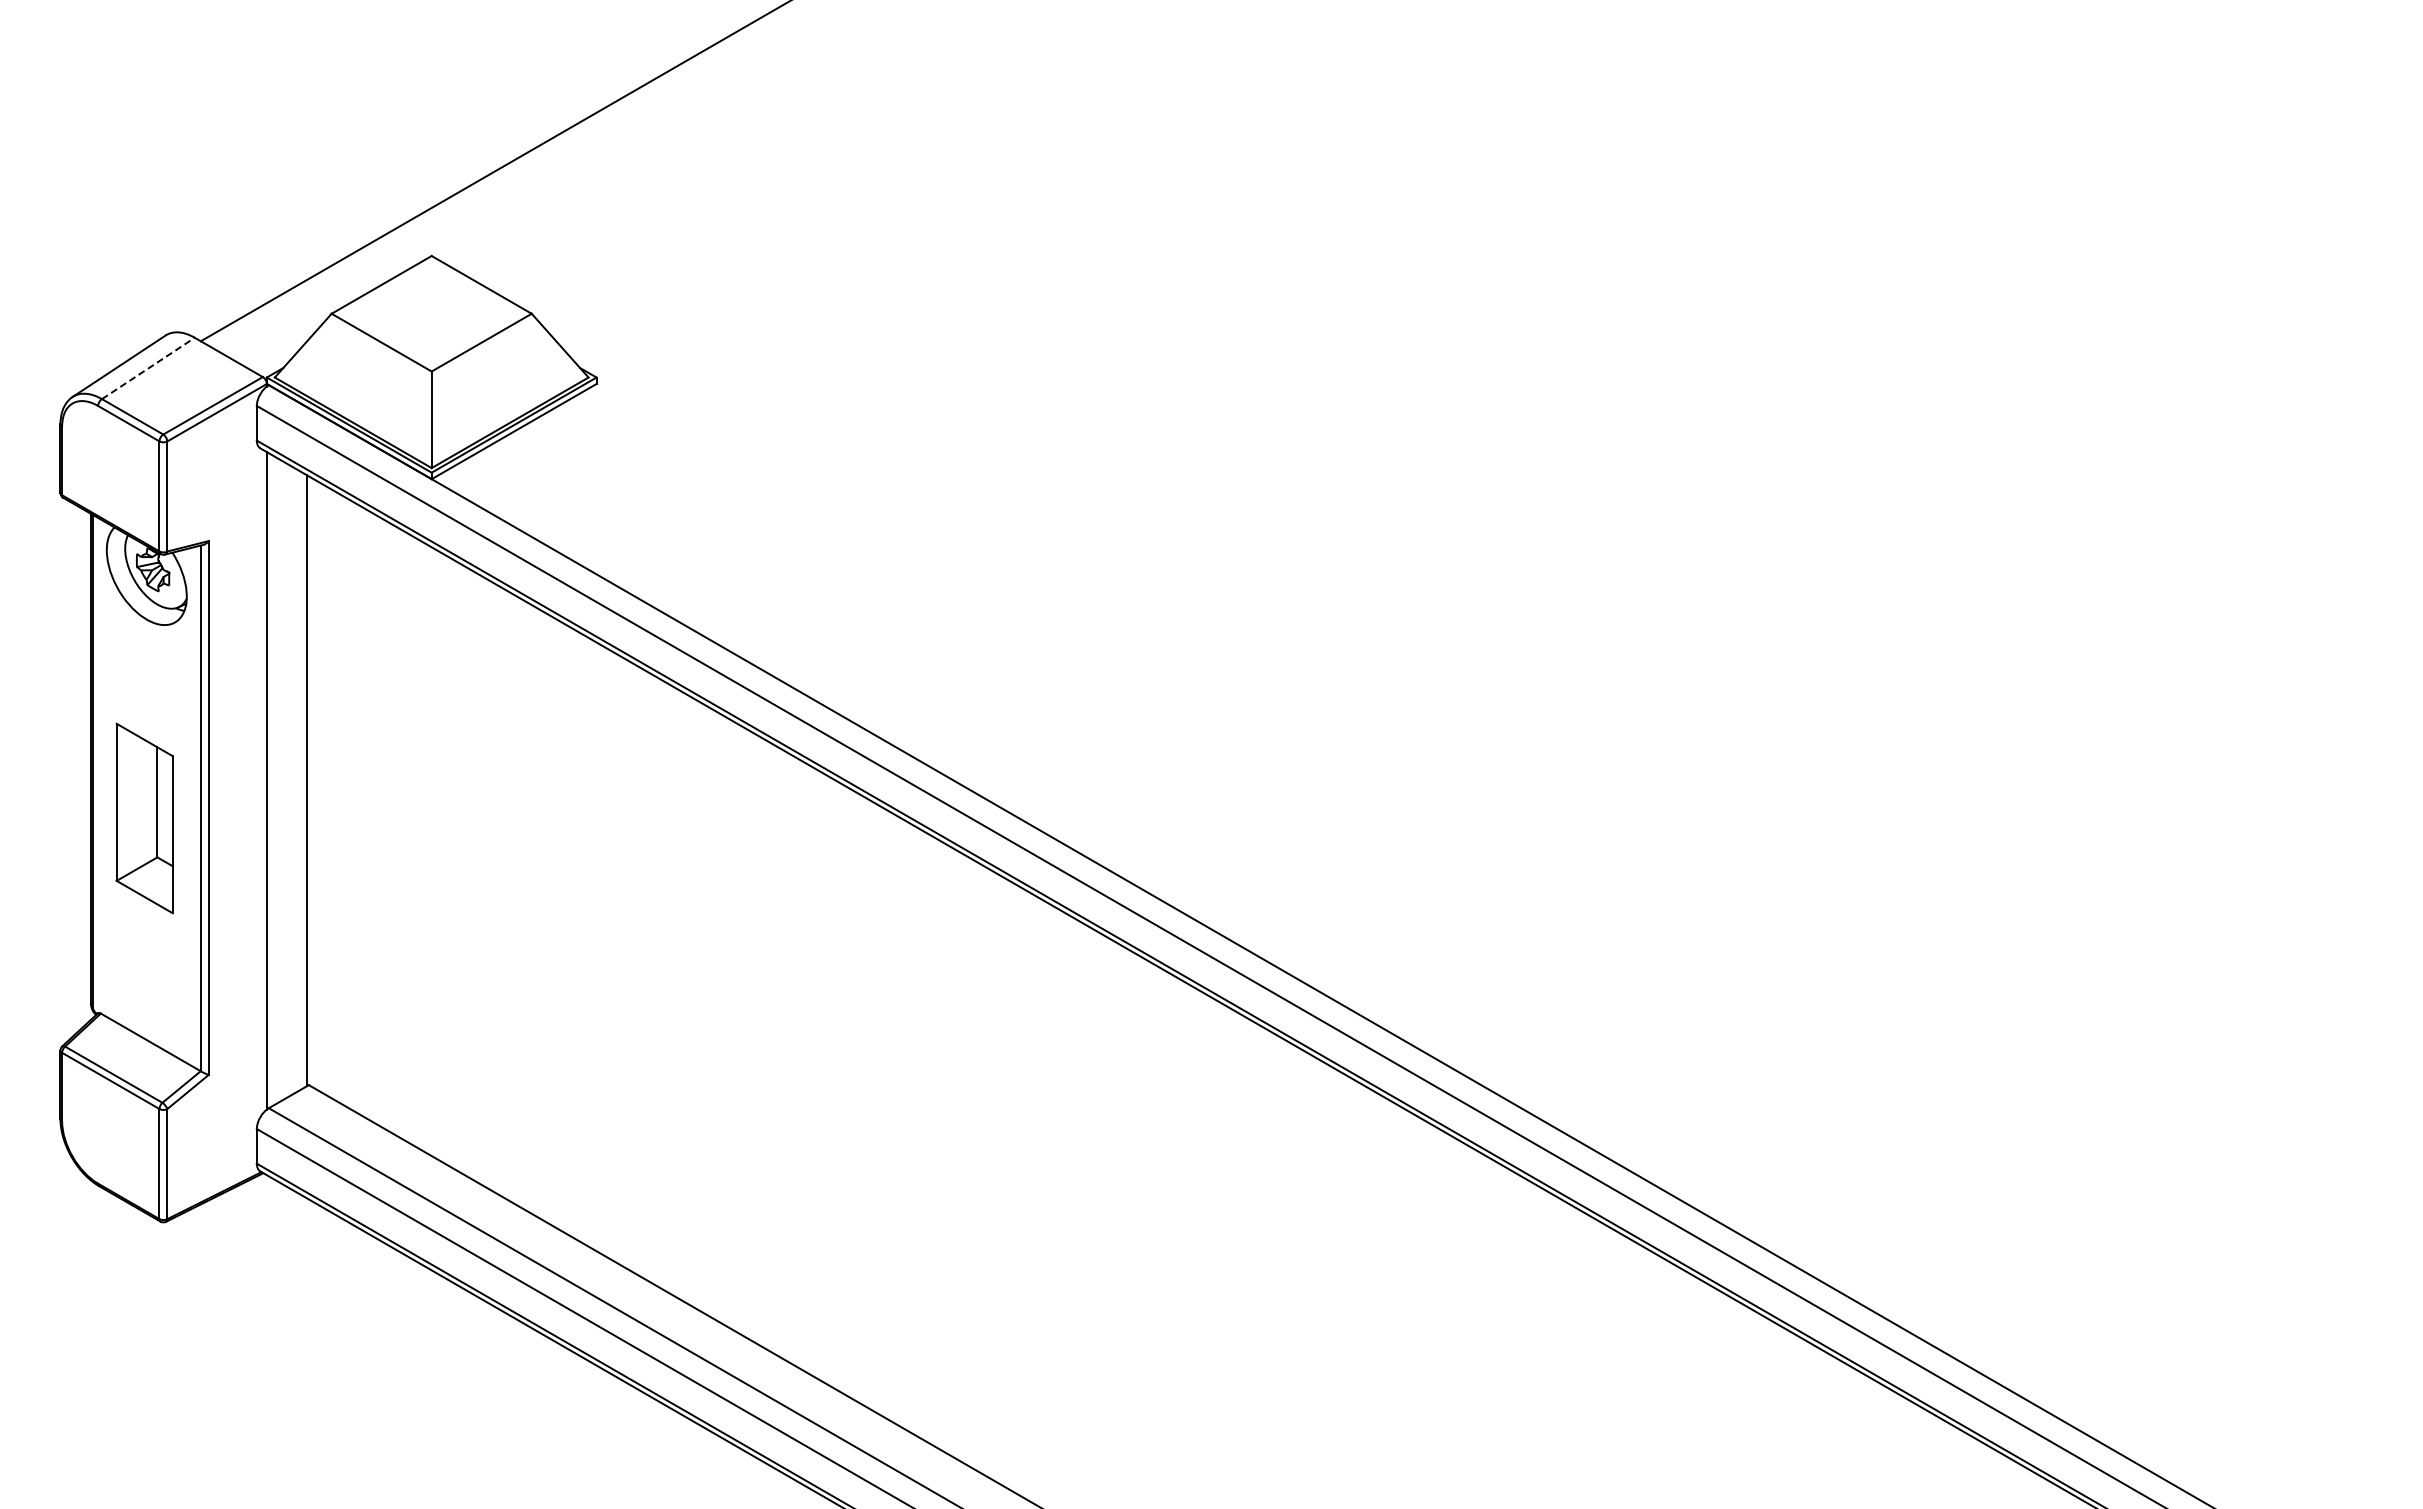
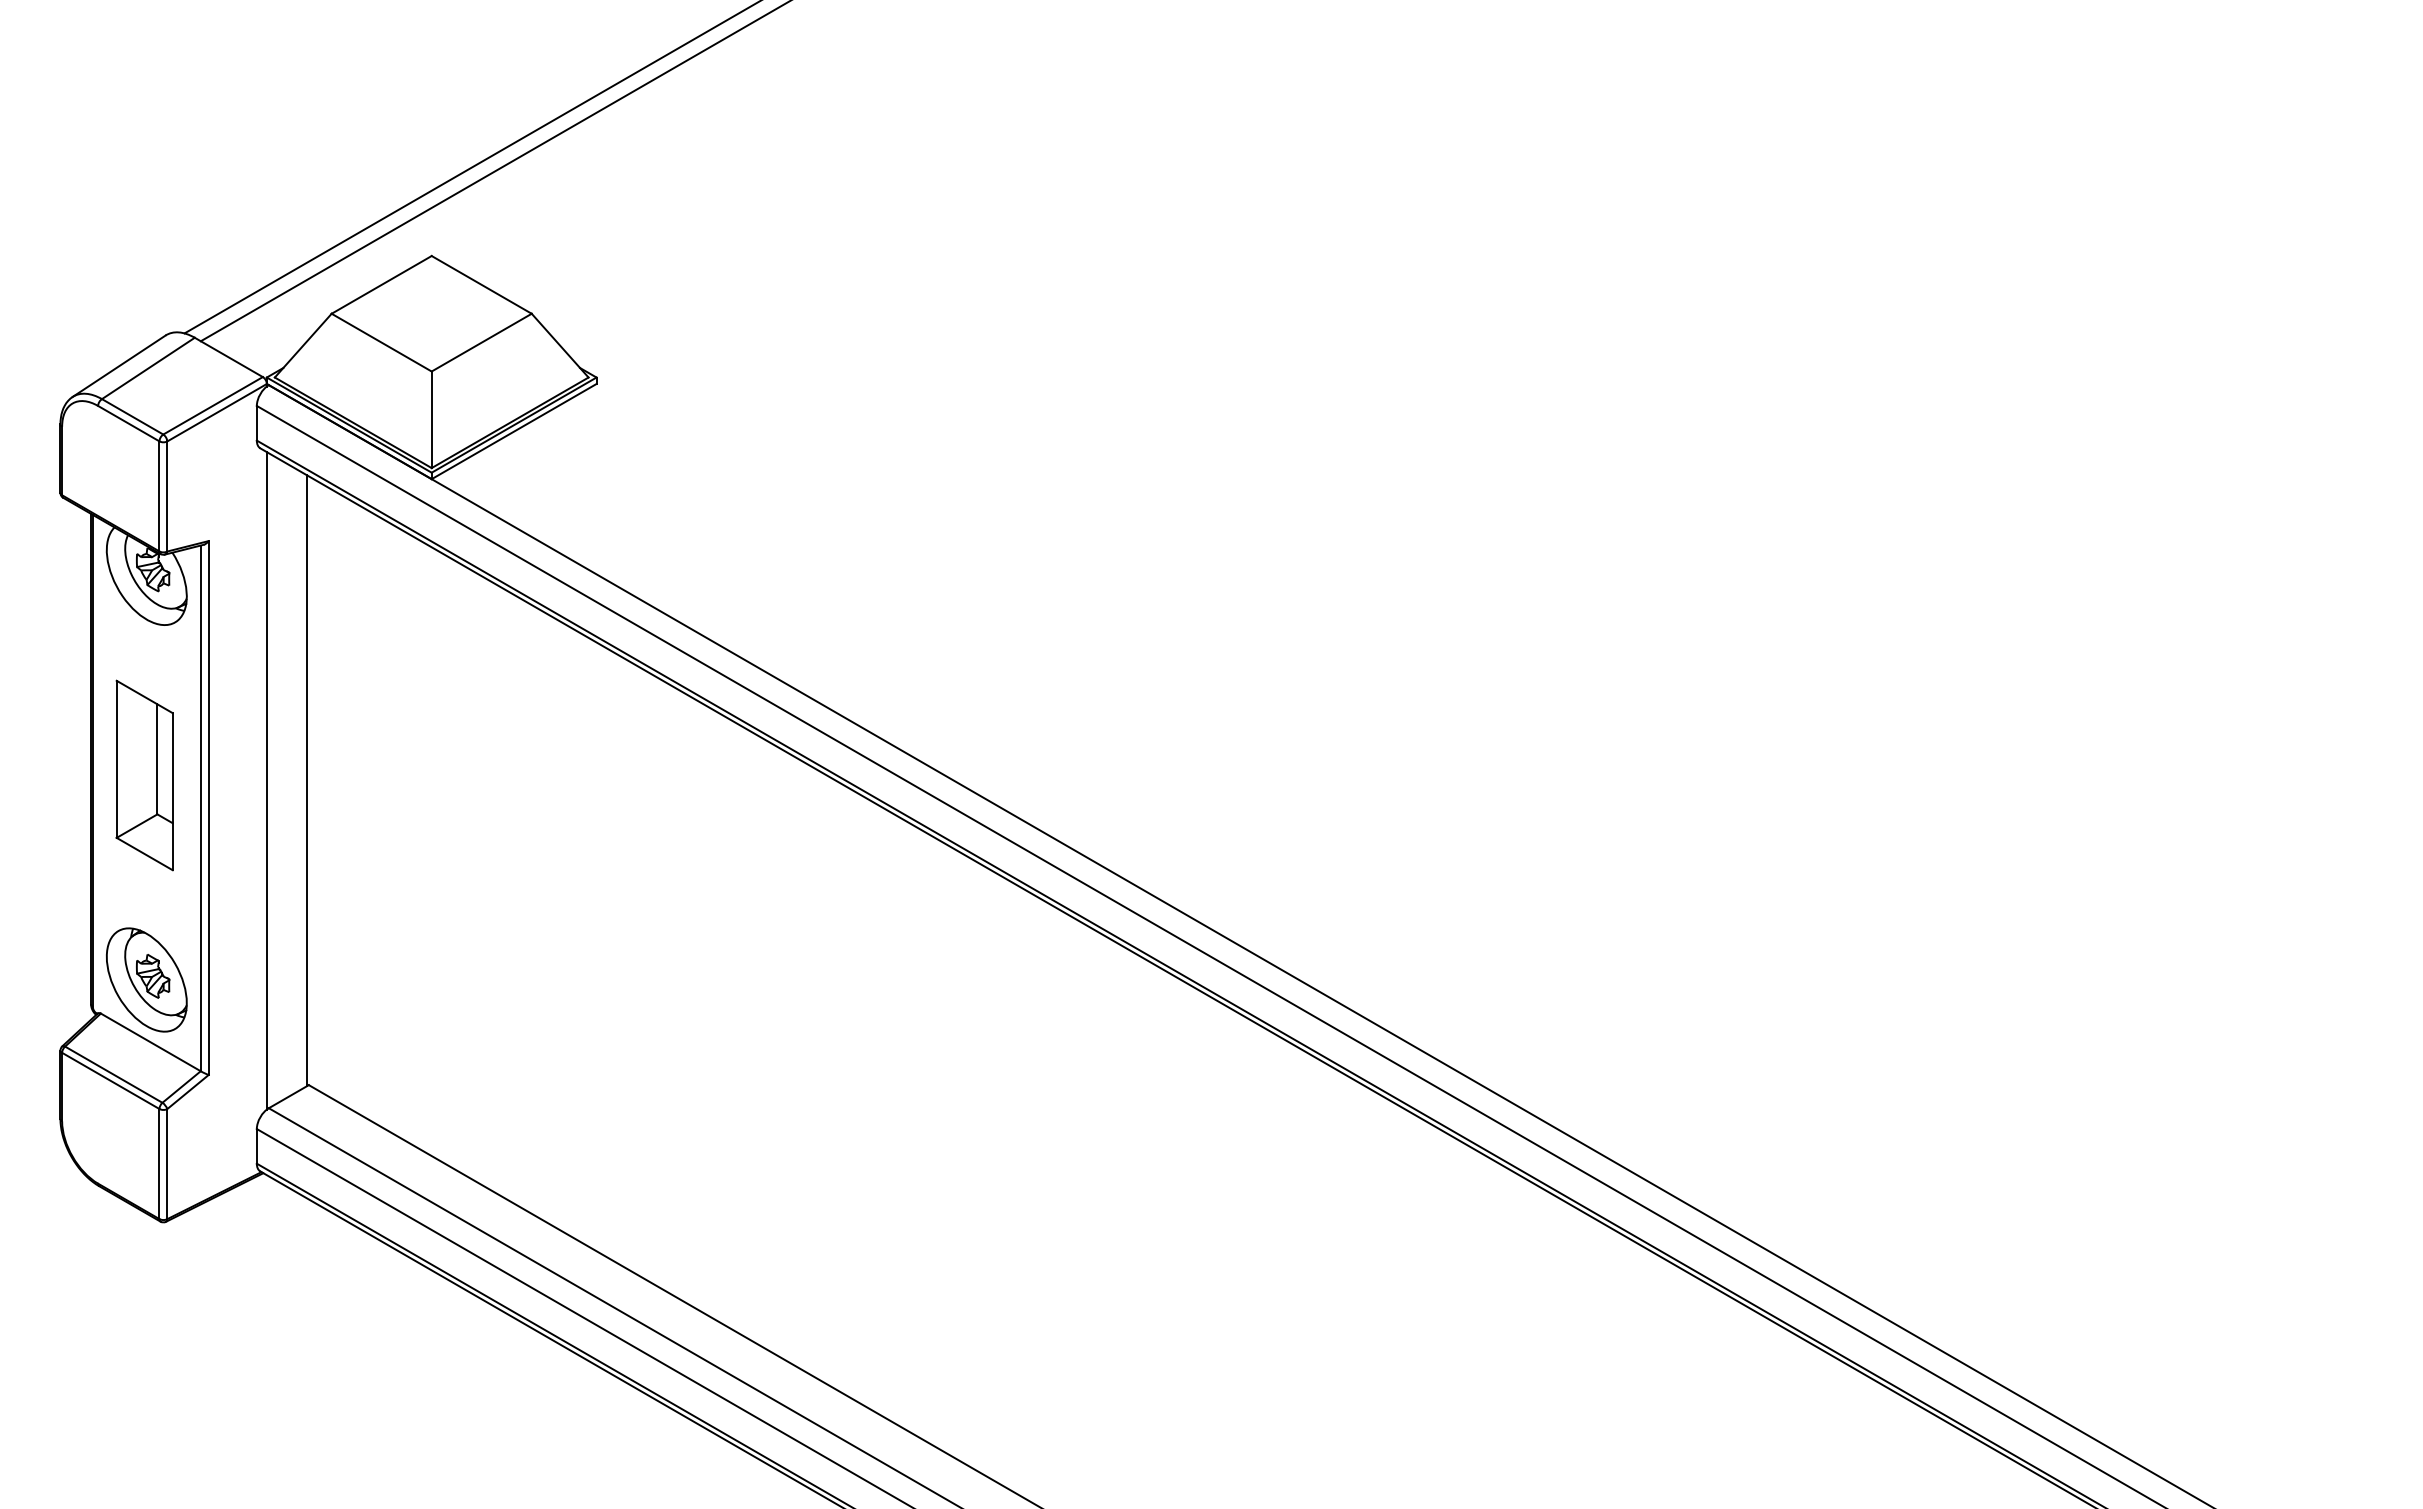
line: none -> present (471, 167)
line: dashed -> solid (148, 368)
part position: (144, 818) -> (144, 775) (144, 775)
part: none -> present (146, 979)
